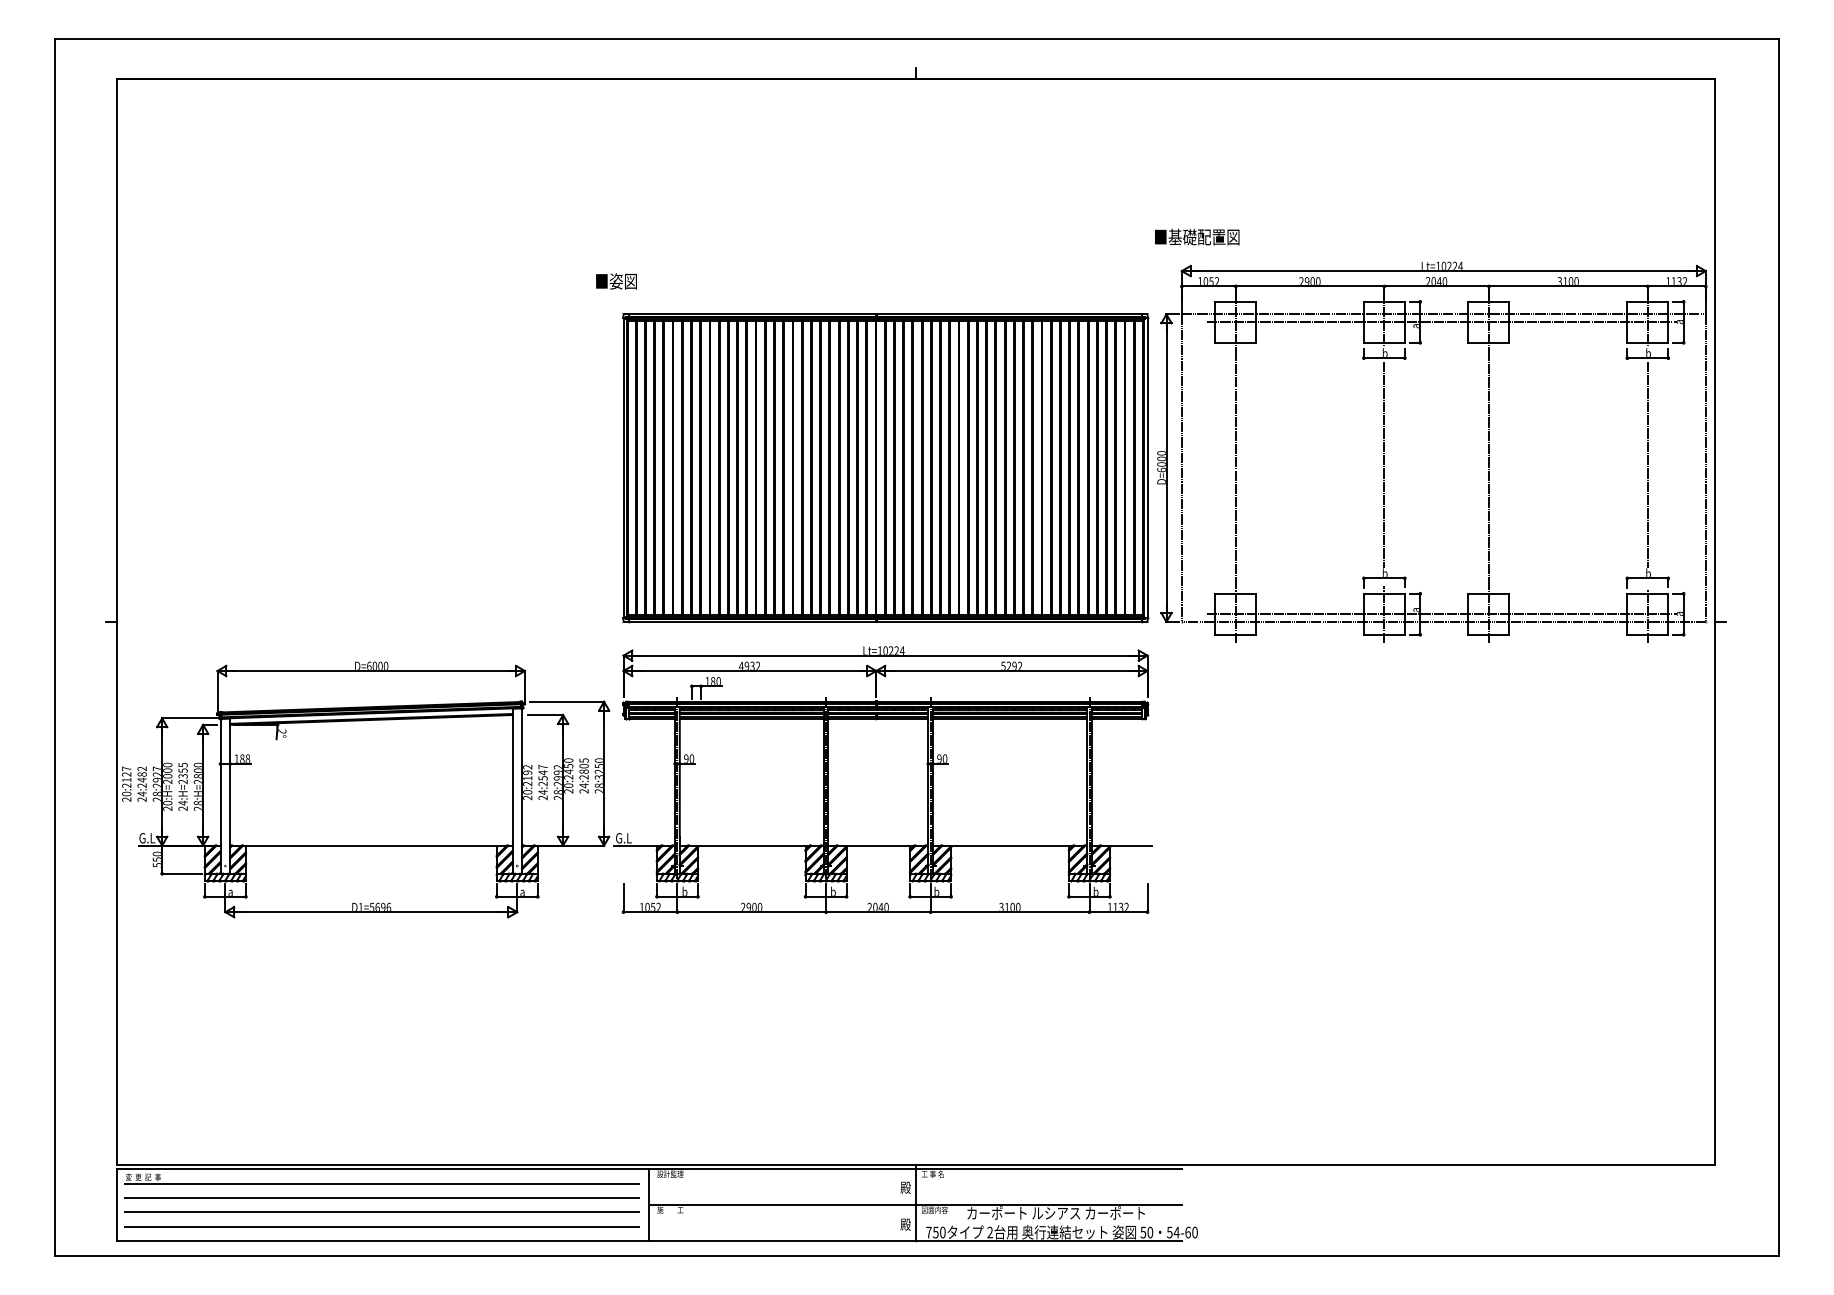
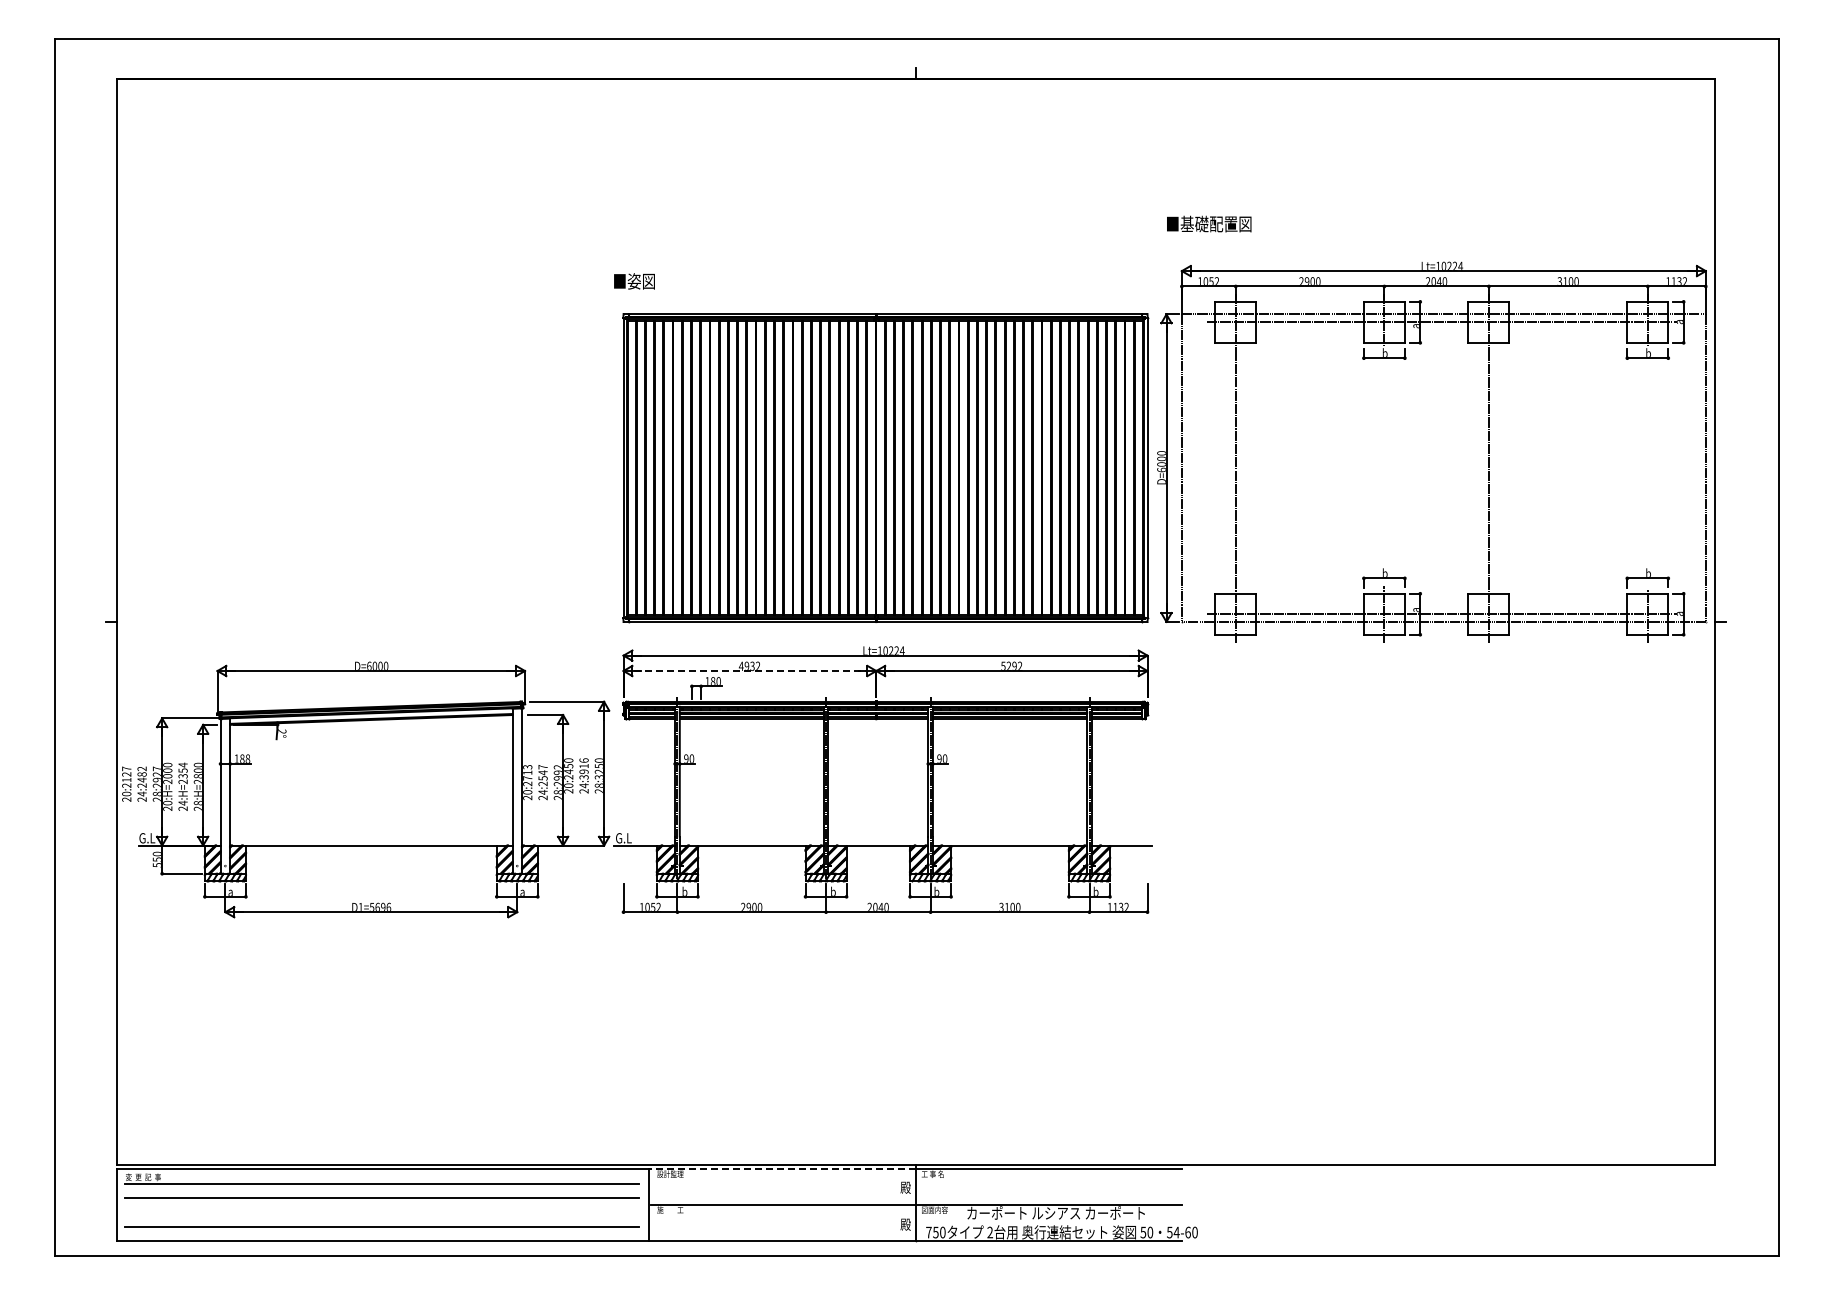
text position: (1197, 236) -> (1209, 223) (1209, 223)
text position: (616, 281) -> (634, 281) (634, 281)
line: present -> none (1384, 464)
line: present -> none (1647, 464)
line: solid -> dashed (750, 671)
text: 24:H=2355 -> 24:H=2354 (182, 764)
text: 24:2805 -> 24:3916 (583, 768)
text: 20:2192 -> 20:2713 (527, 772)
line: solid -> dashed (782, 1169)
line: present -> none (382, 1212)
